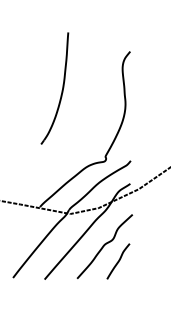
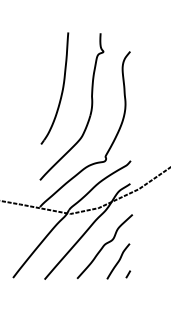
part: none -> present (90, 108)
line: none -> present (128, 274)
